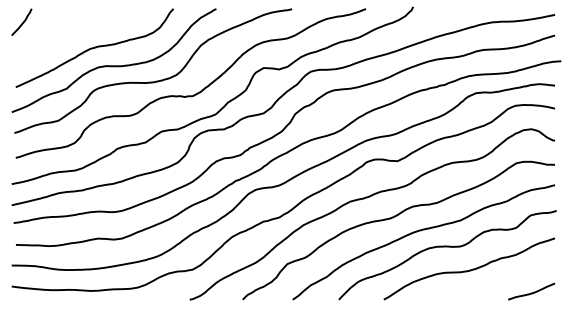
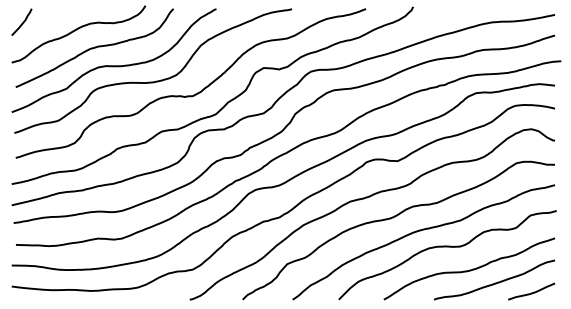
curve: none -> present (77, 30)
curve: none -> present (495, 282)
